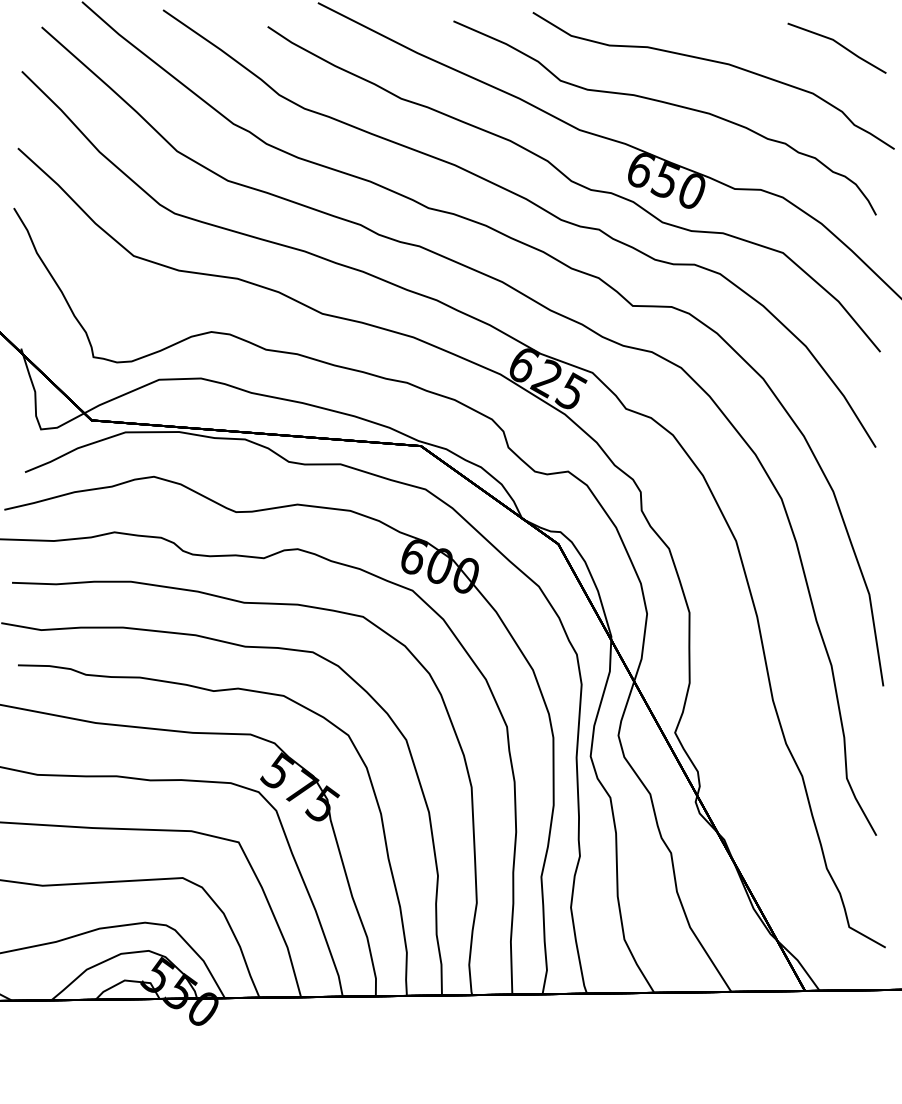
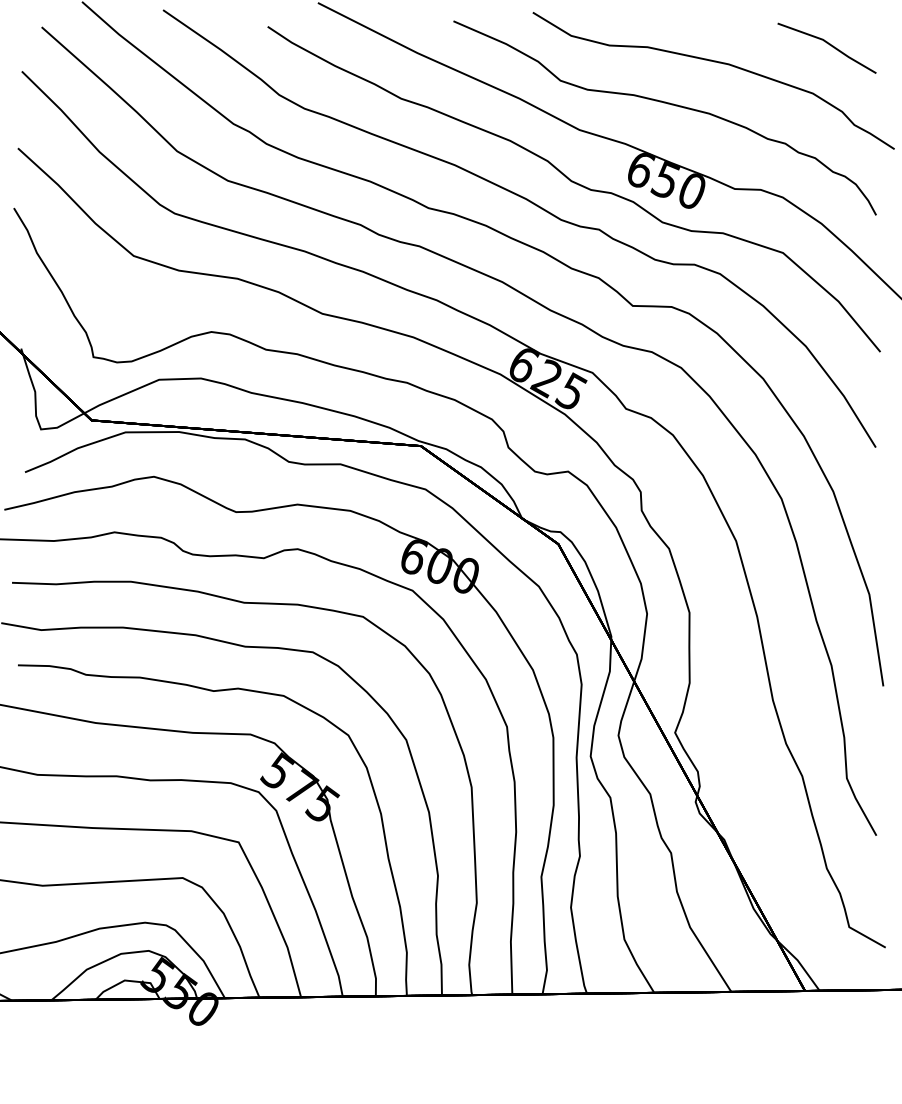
line position: (838, 44) -> (828, 44) (828, 44)
